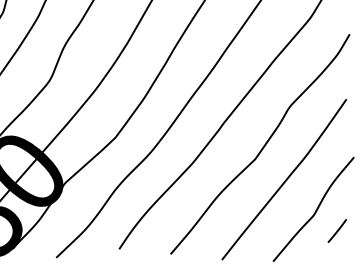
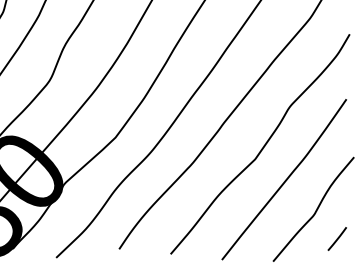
line position: (336, 230) -> (336, 238) (336, 238)
